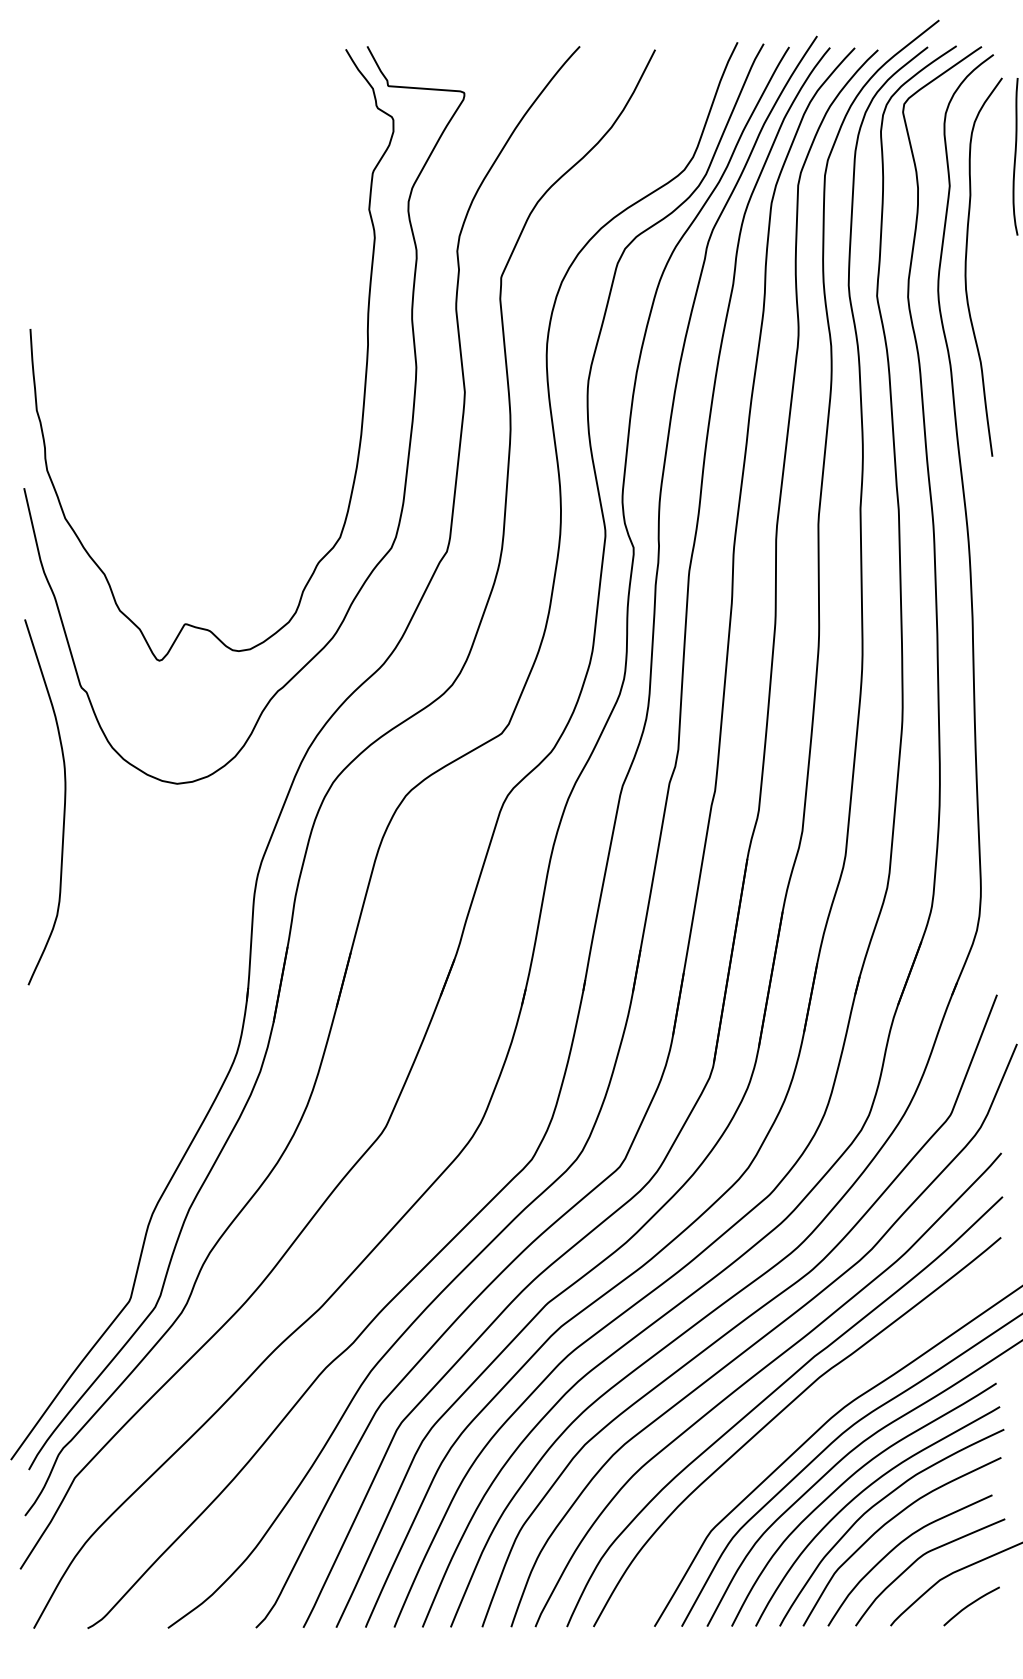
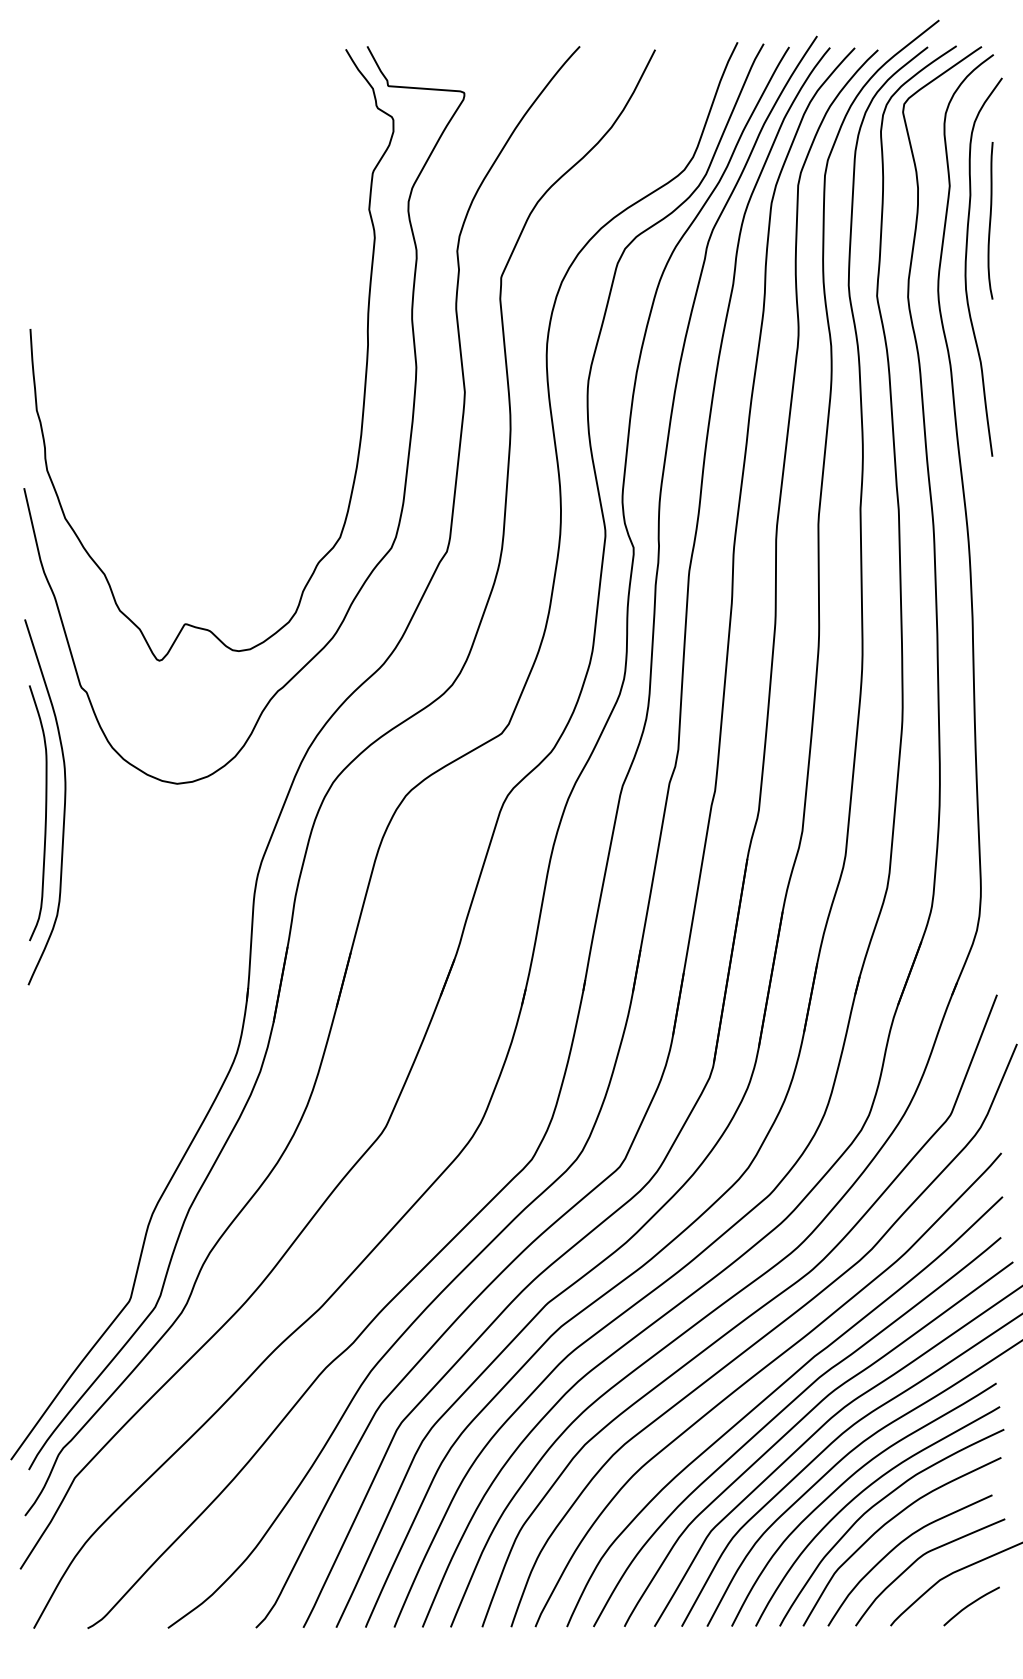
curve position: (1015, 156) -> (990, 220) (990, 220)
curve: none -> present (45, 813)
curve: none -> present (801, 1421)
